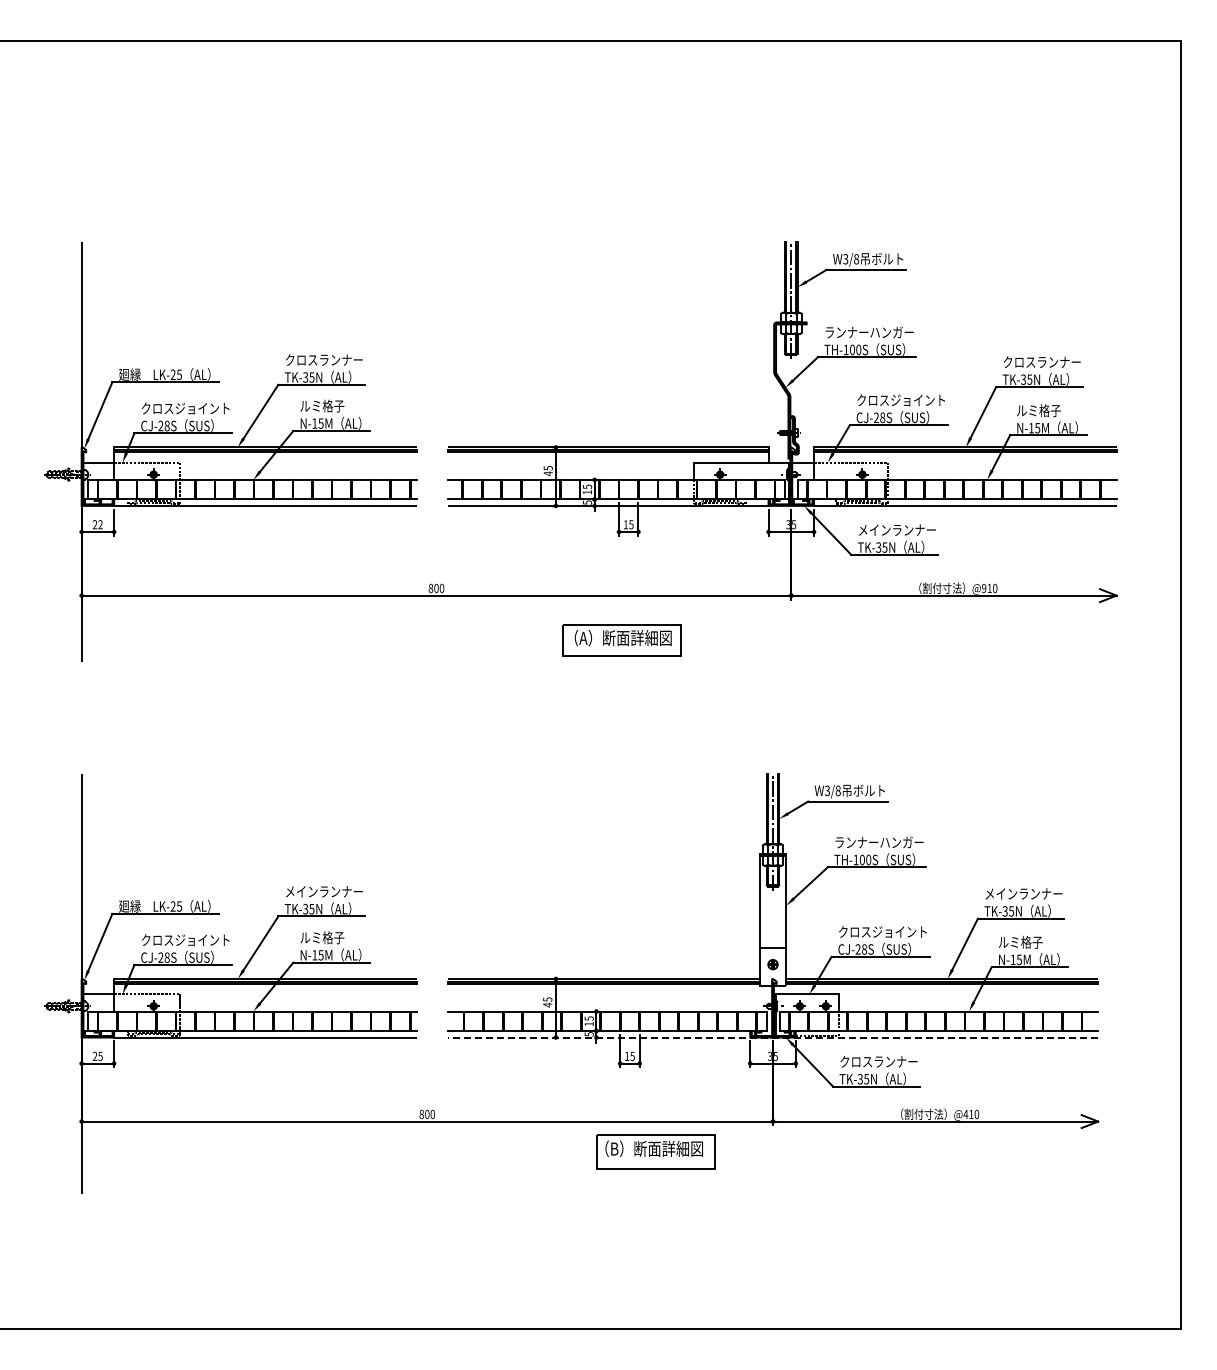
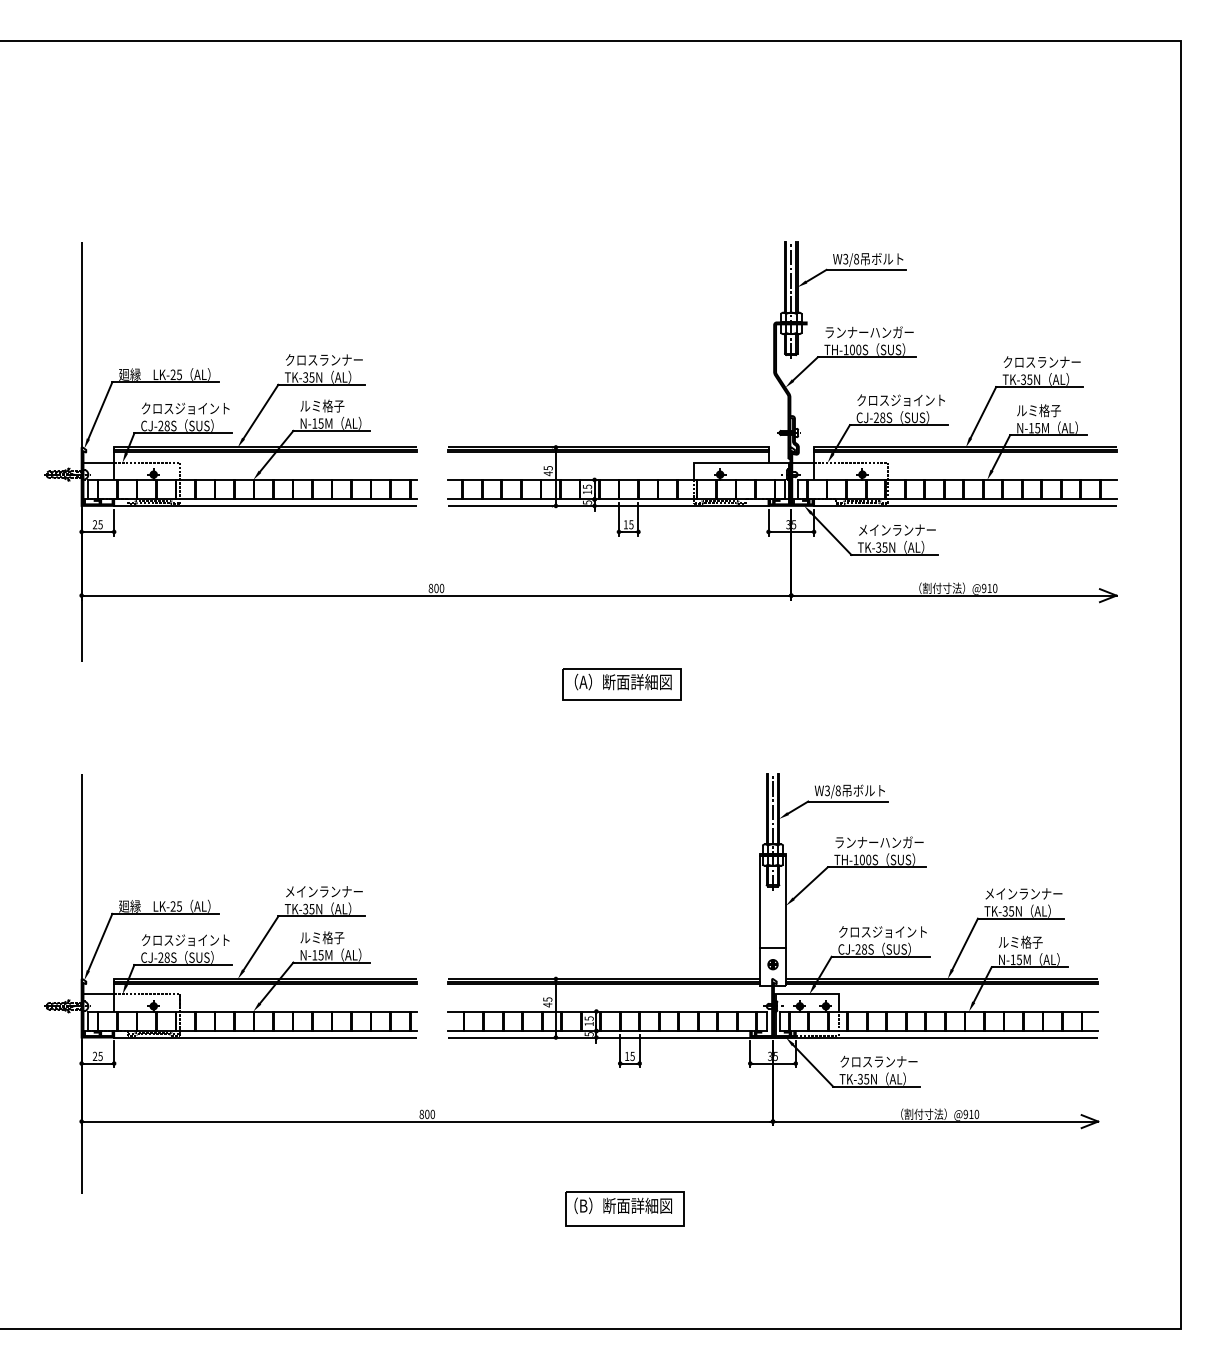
text: 22 -> 25 (100, 524)
part position: (621, 640) -> (621, 684) (621, 684)
line: dashed -> solid (772, 1037)
text: @410 -> @910 (965, 1114)
part position: (655, 1151) -> (624, 1208) (624, 1208)
